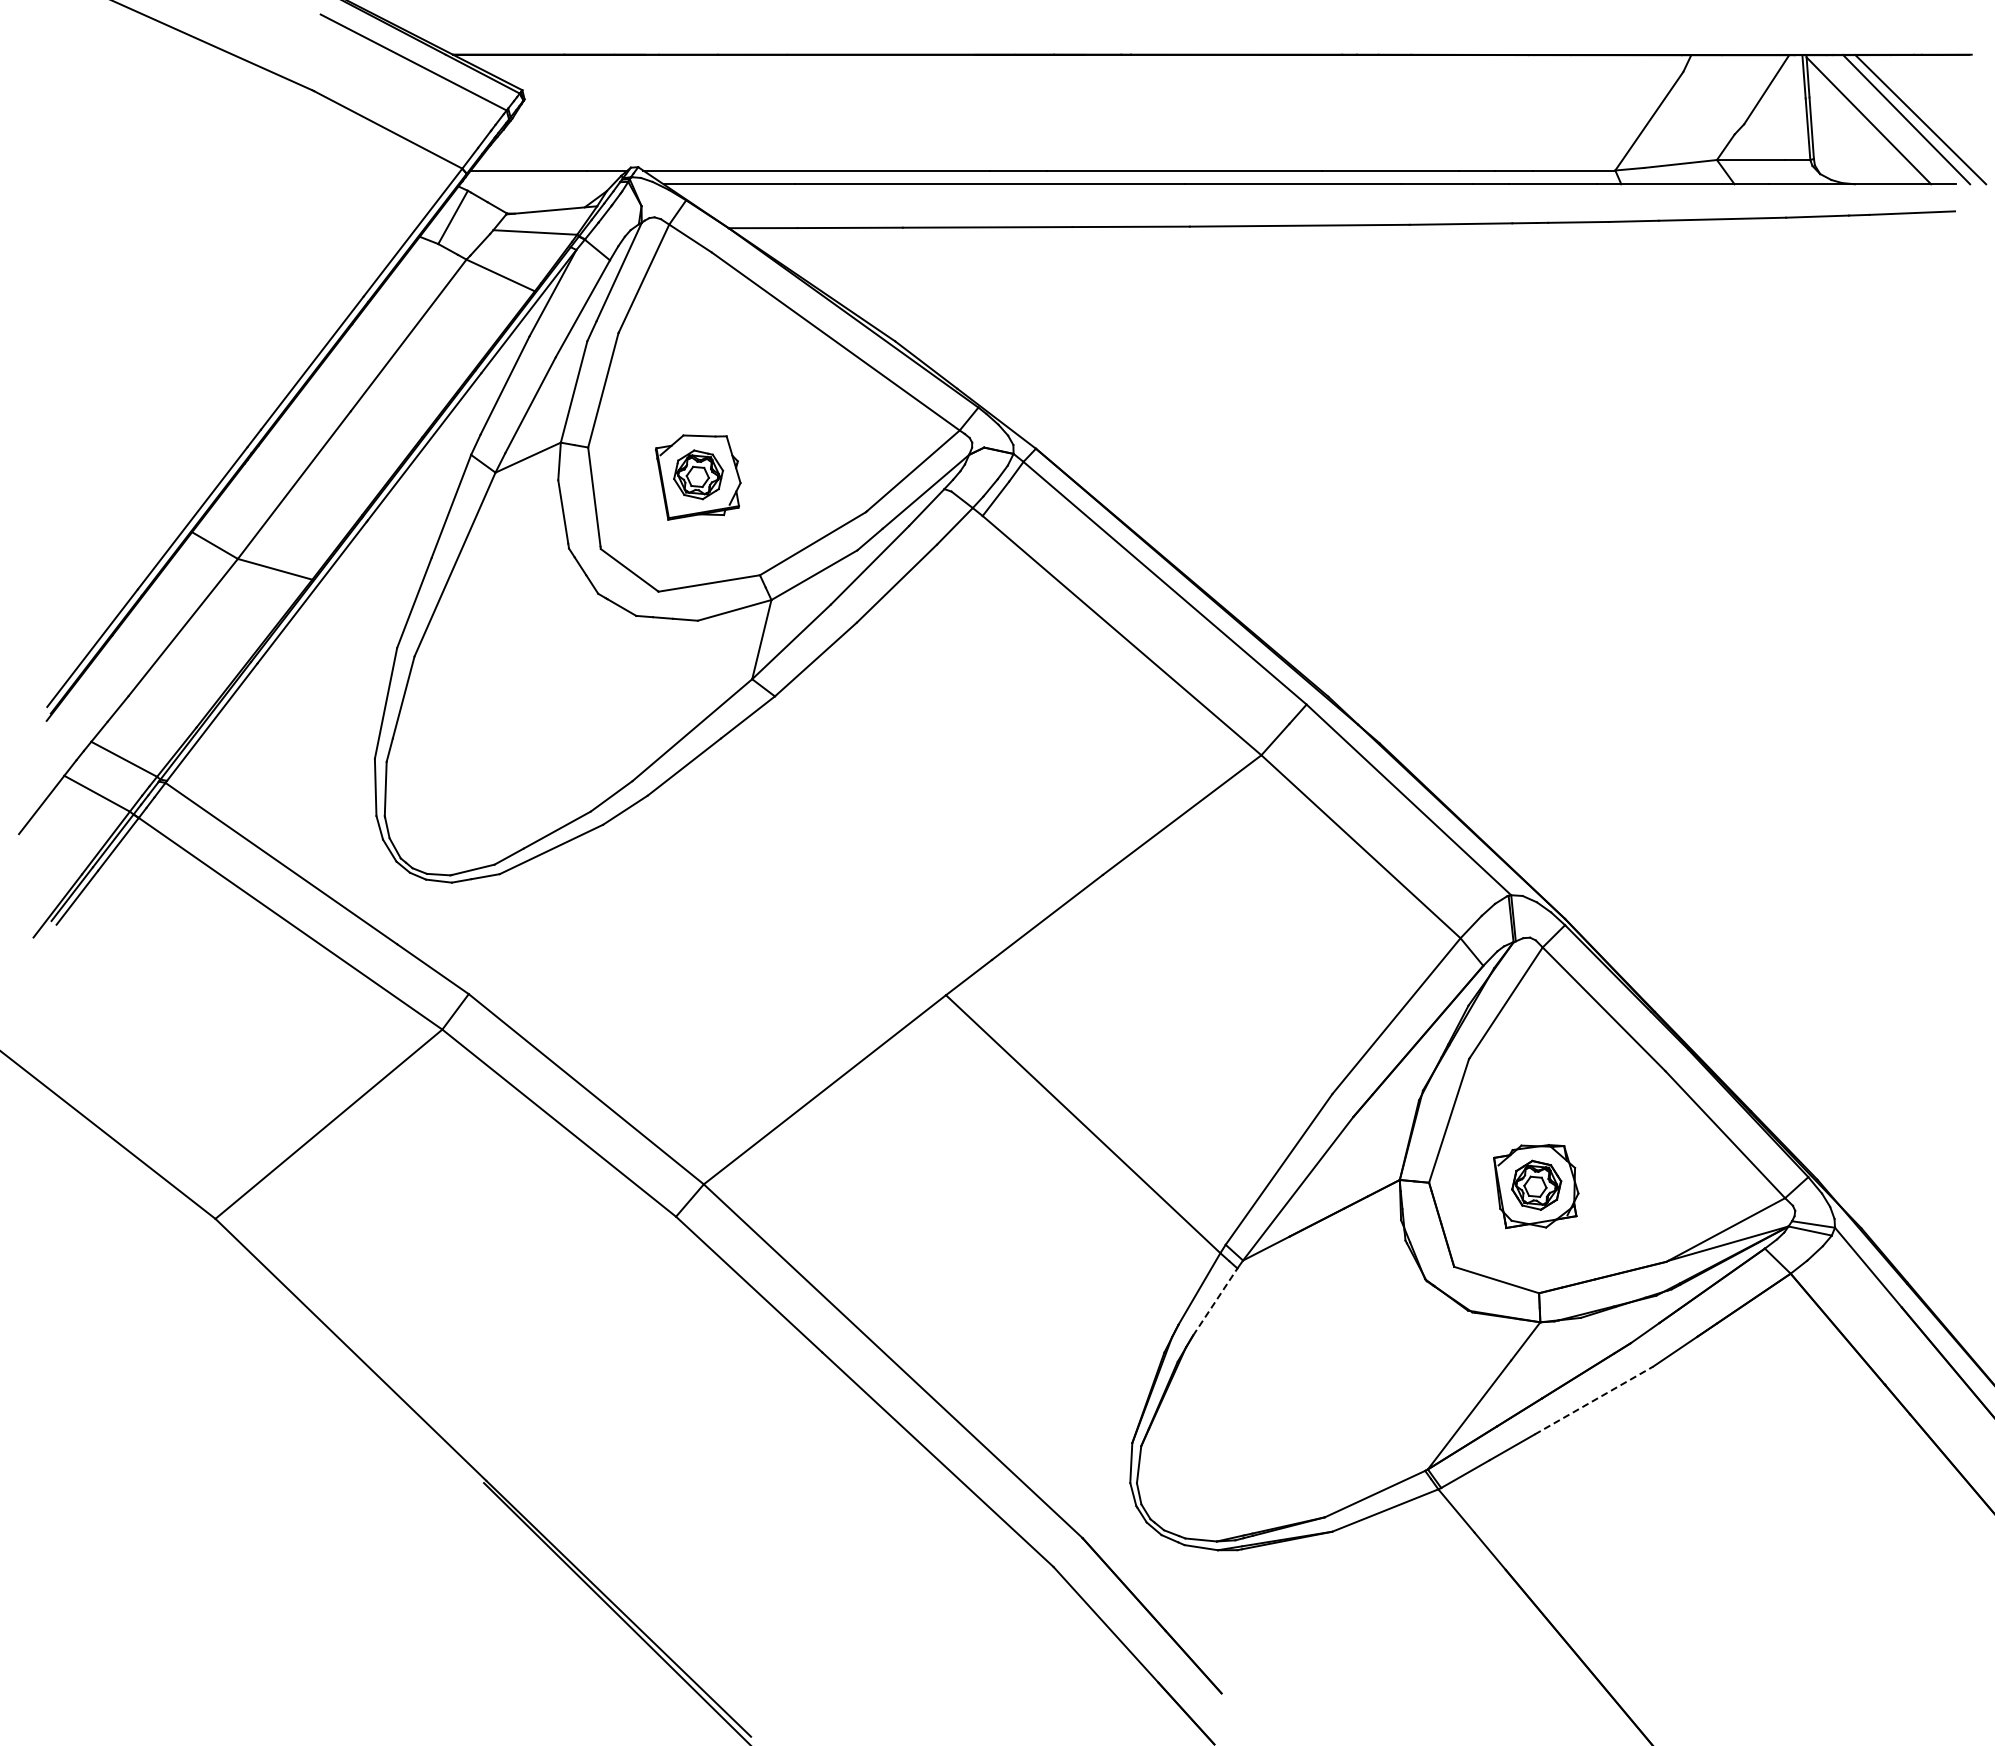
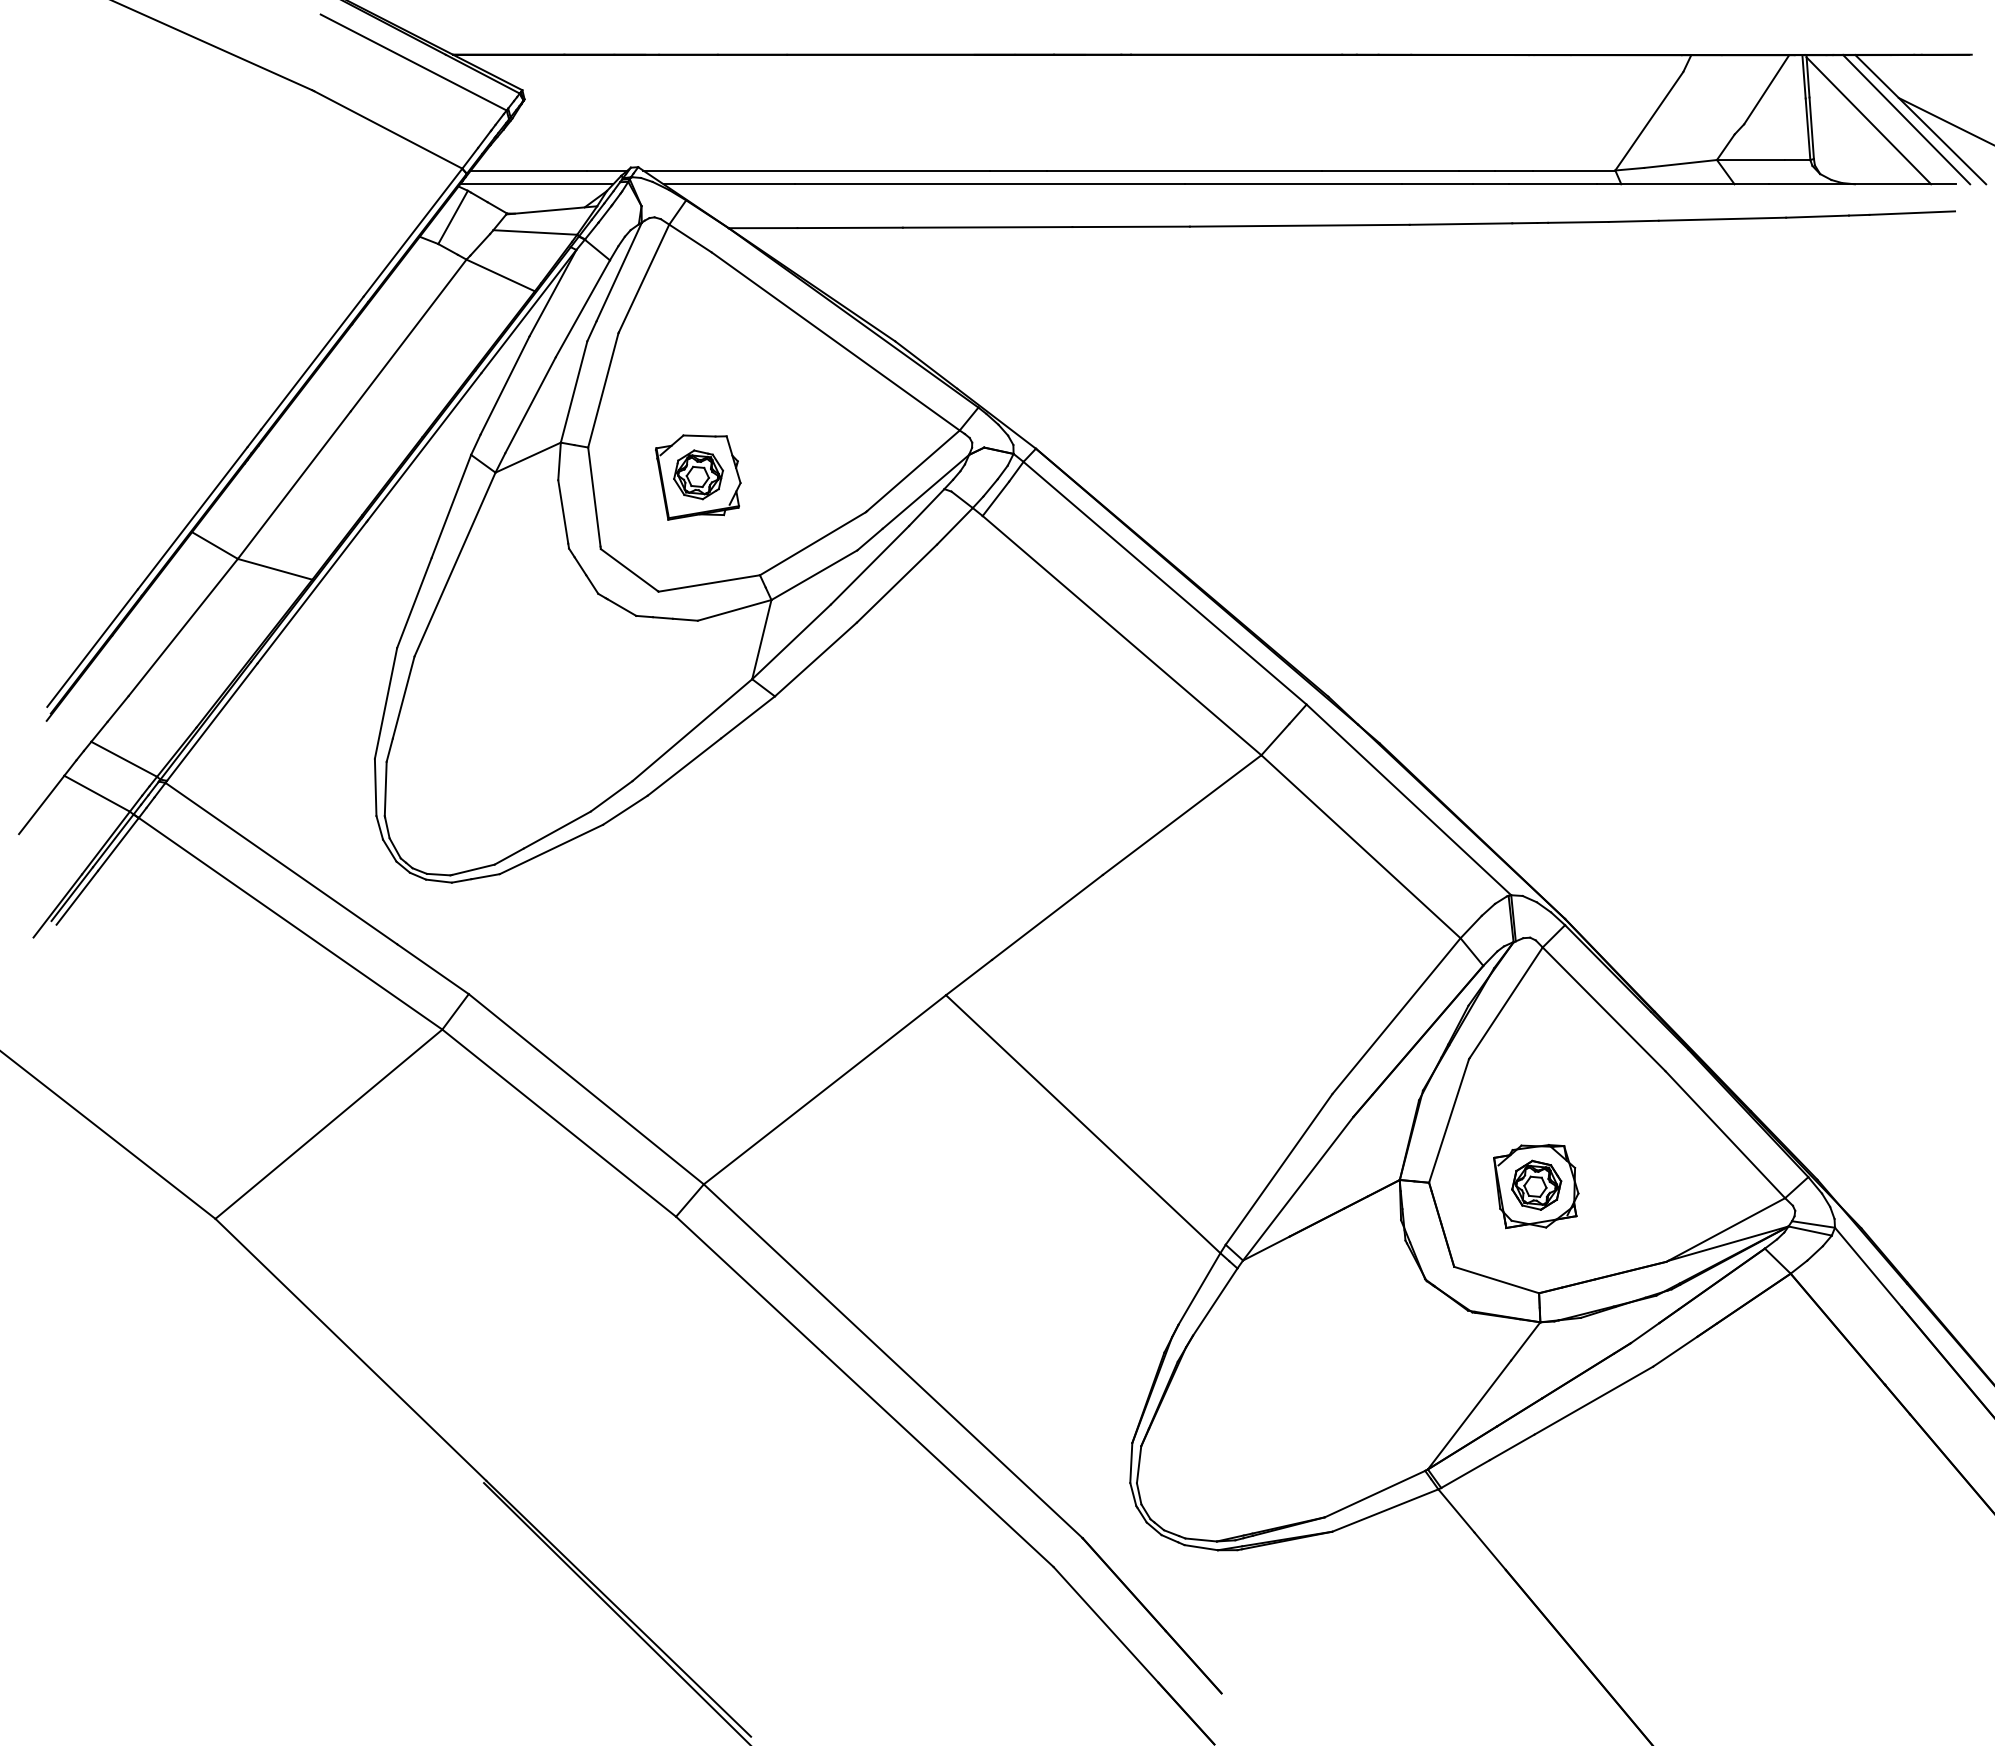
line: none -> present (1944, 120)
line: none -> present (536, 184)
line: dashed -> solid (1215, 1301)
line: dashed -> solid (1594, 1400)
